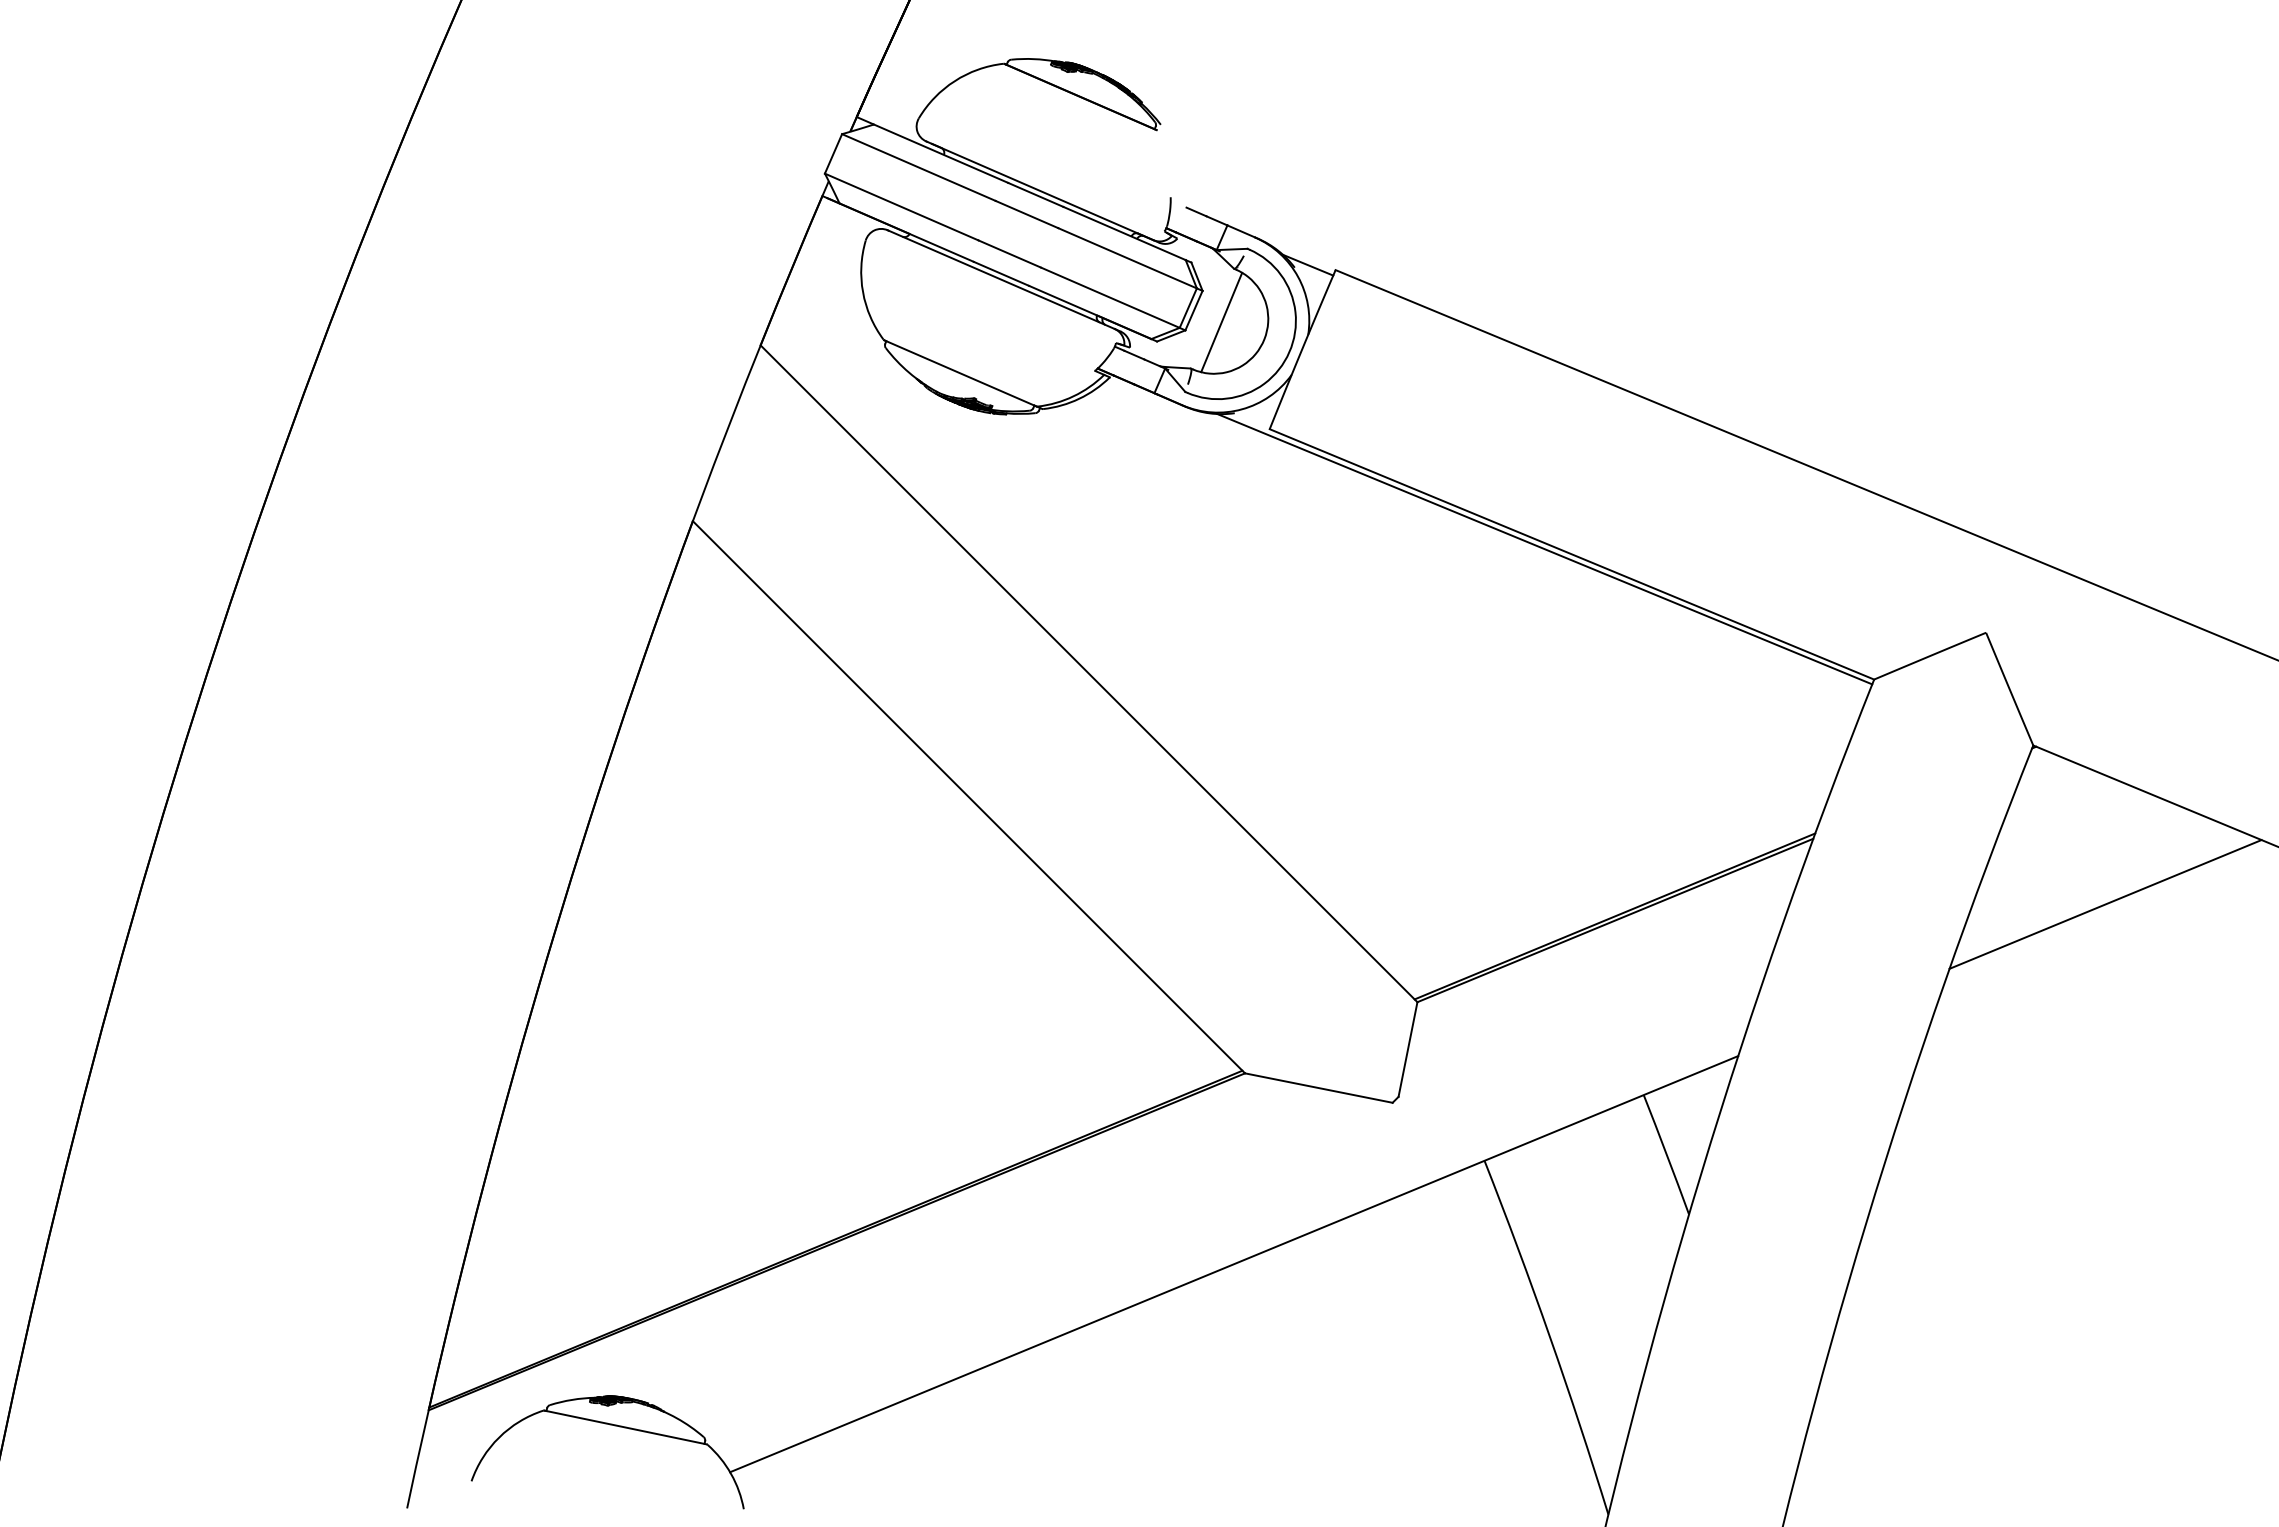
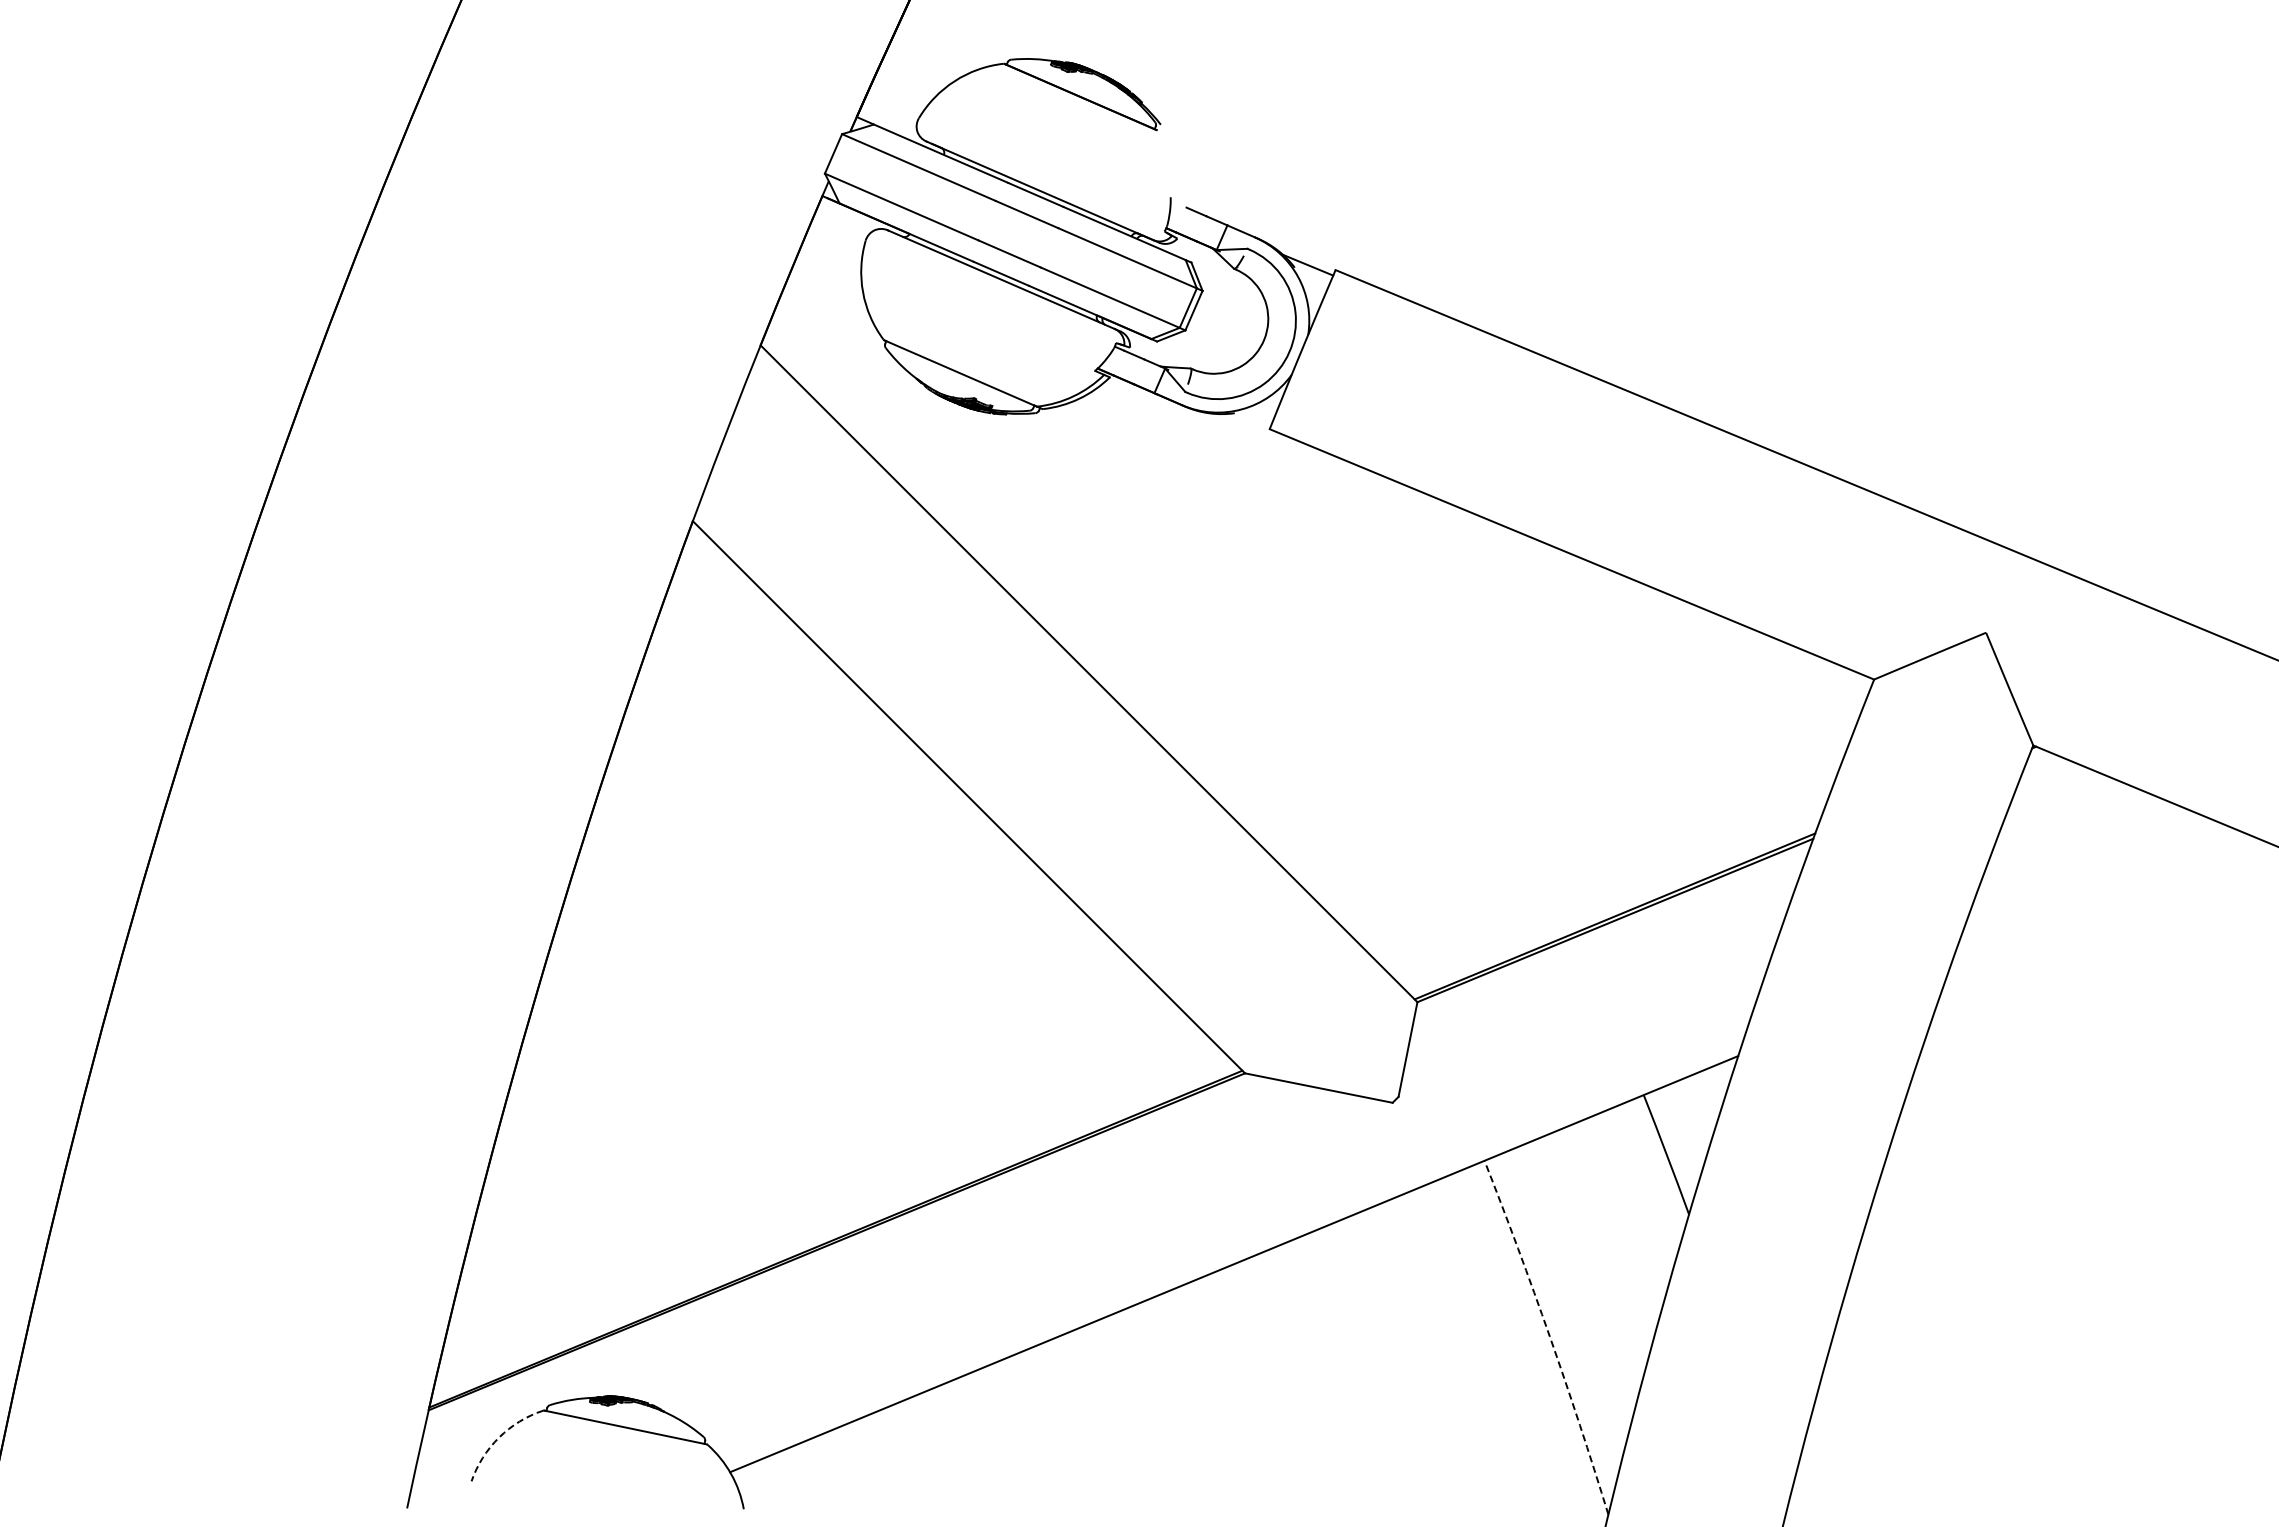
line: present -> none (1221, 322)
line: present -> none (1544, 549)
line: present -> none (2105, 904)
arc: solid -> dashed (1549, 1336)
arc: solid -> dashed (499, 1437)
